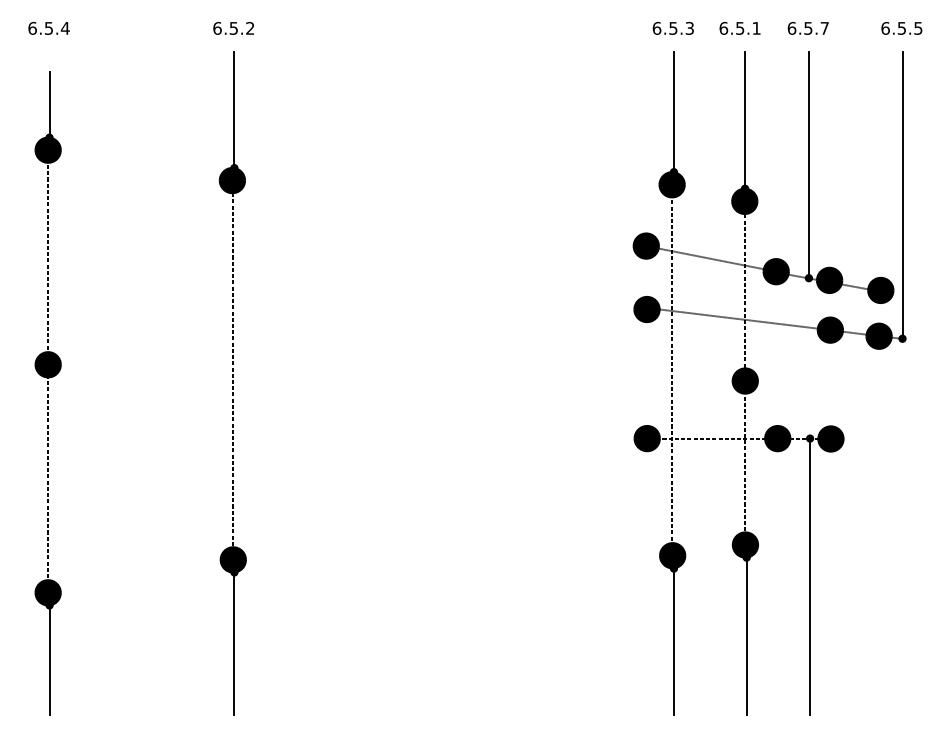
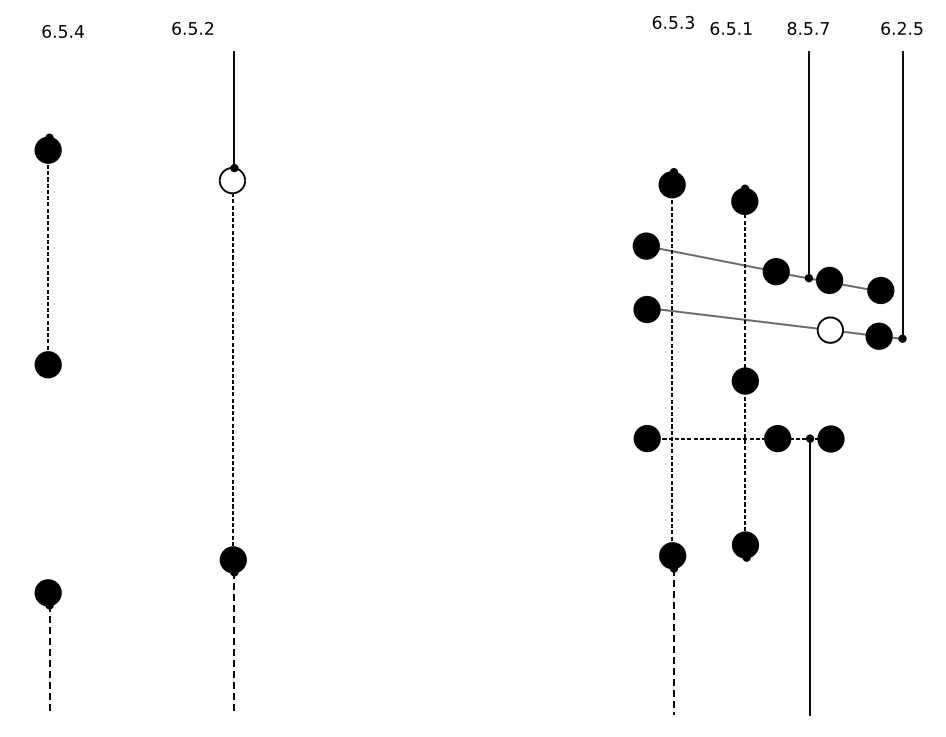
text: 6.5.5 -> 6.2.5 (901, 27)
text position: (48, 28) -> (62, 31) (62, 31)
text position: (233, 28) -> (192, 28) (192, 28)
text position: (672, 28) -> (672, 22) (672, 22)
text position: (739, 28) -> (730, 28) (730, 28)
text: 6.5.7 -> 8.5.7 (791, 28)
line: present -> none (49, 104)
line: present -> none (673, 111)
line: present -> none (745, 119)
fill: present -> none (232, 180)
fill: present -> none (830, 329)
line: present -> none (48, 478)
line: present -> none (746, 636)
line: solid -> dashed (673, 642)
line: solid -> dashed (234, 644)
line: solid -> dashed (49, 660)
